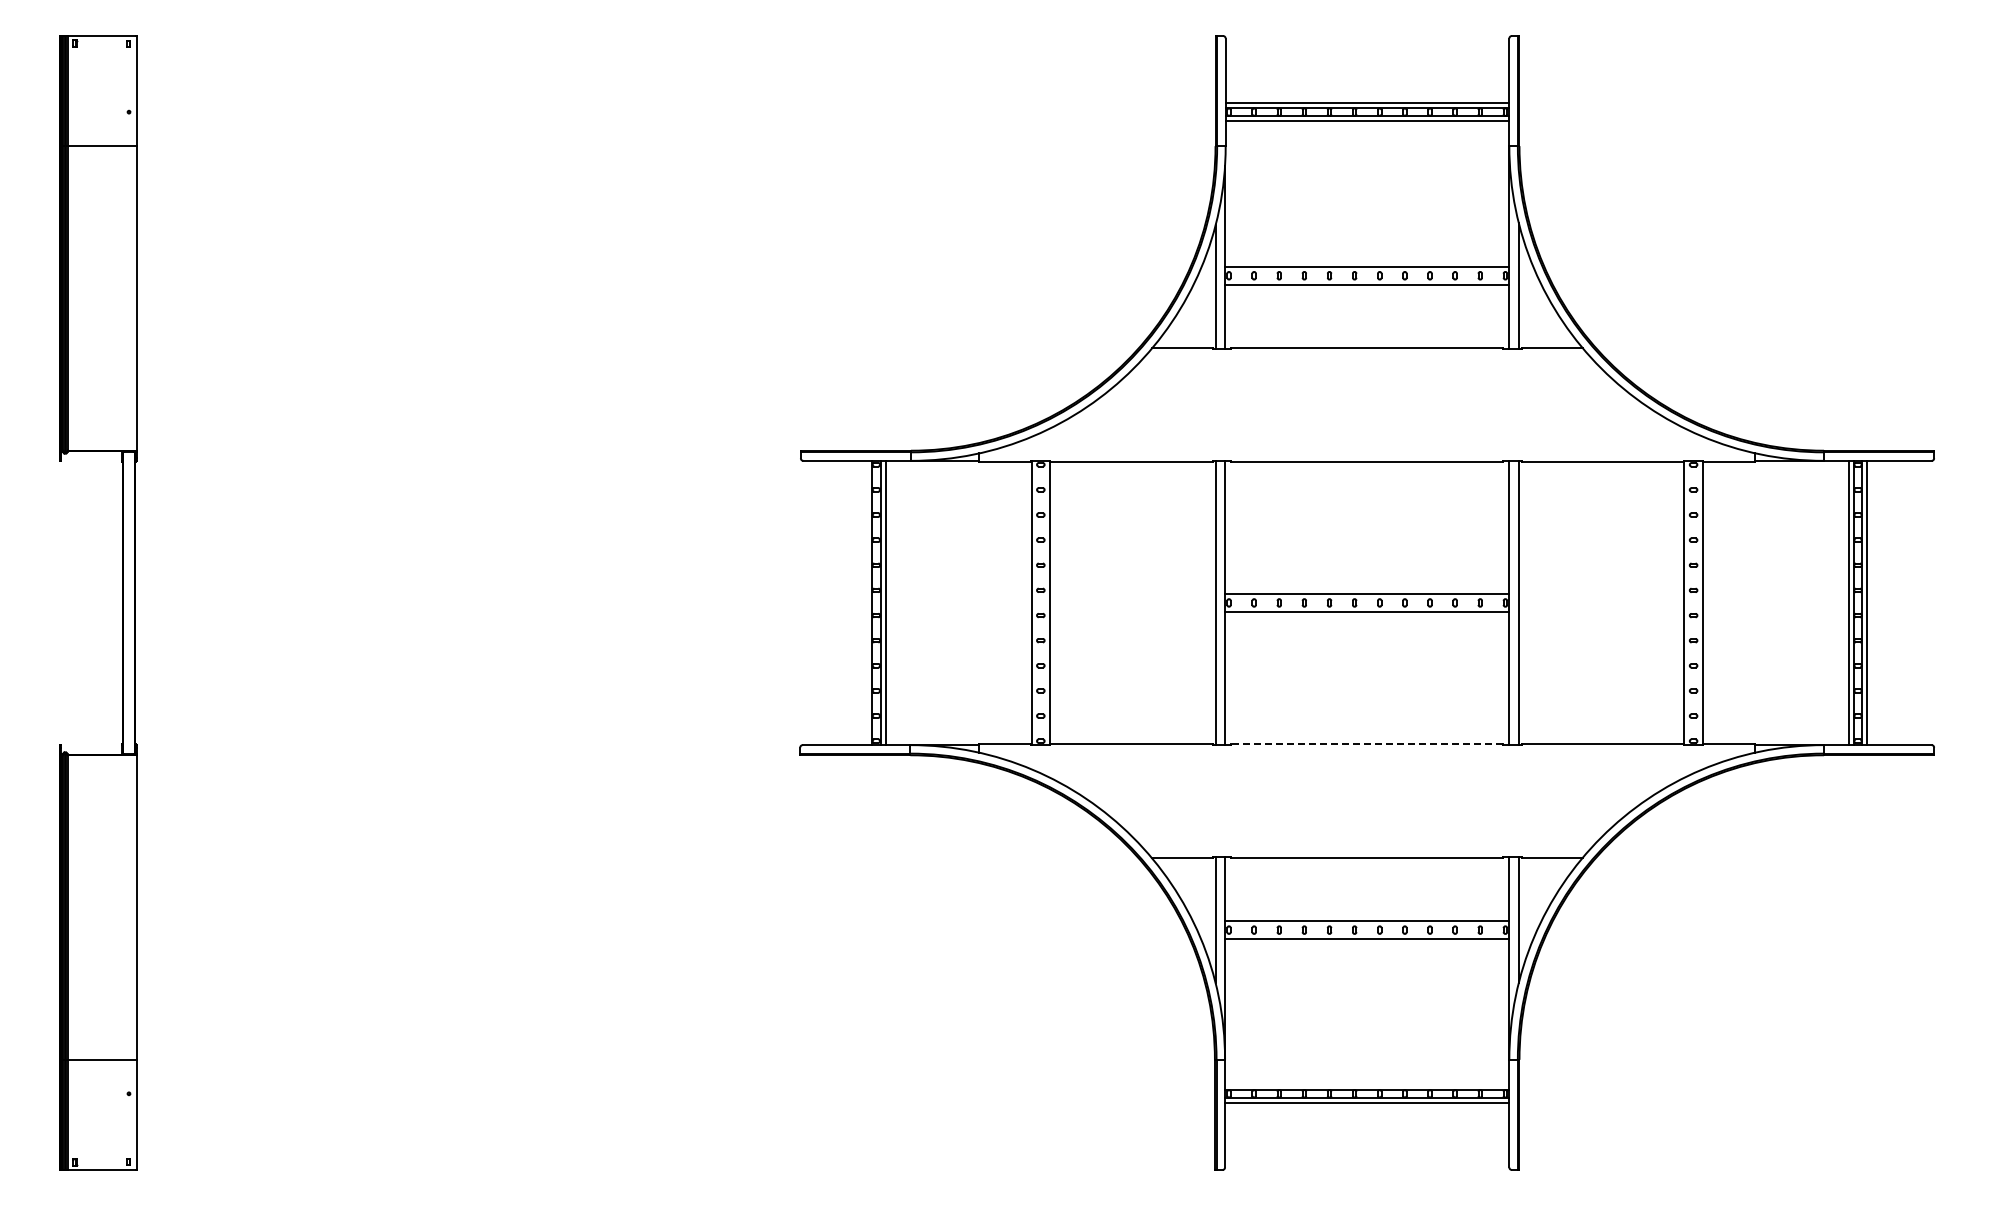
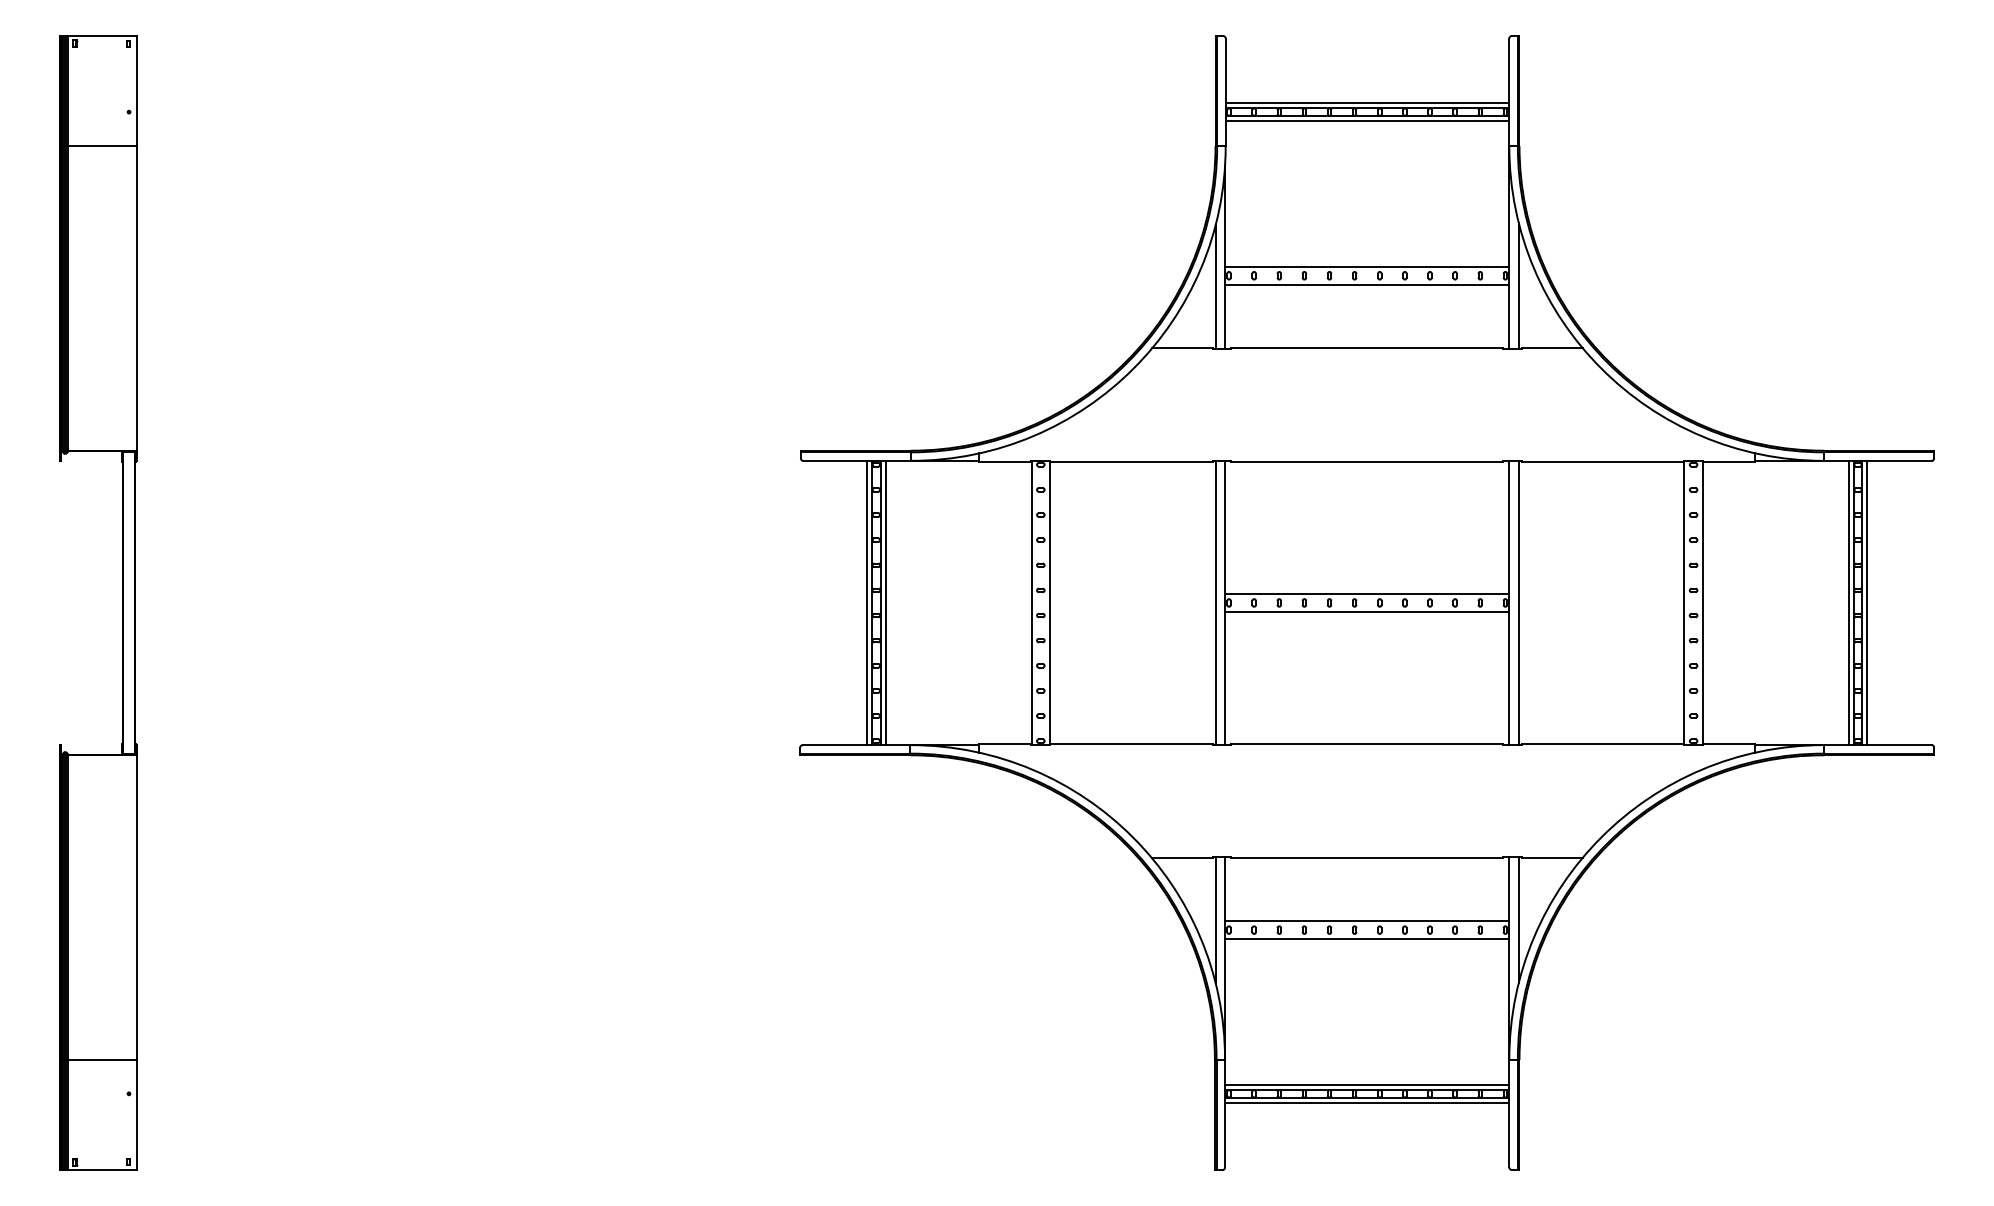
line: none -> present (867, 602)
line: dashed -> solid (1367, 744)
line: none -> present (1367, 1084)
